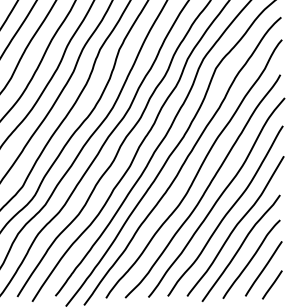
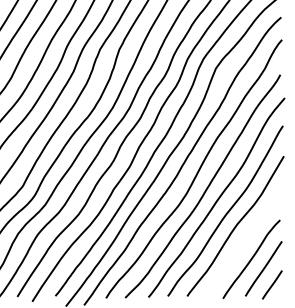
curve: present -> none (240, 247)
